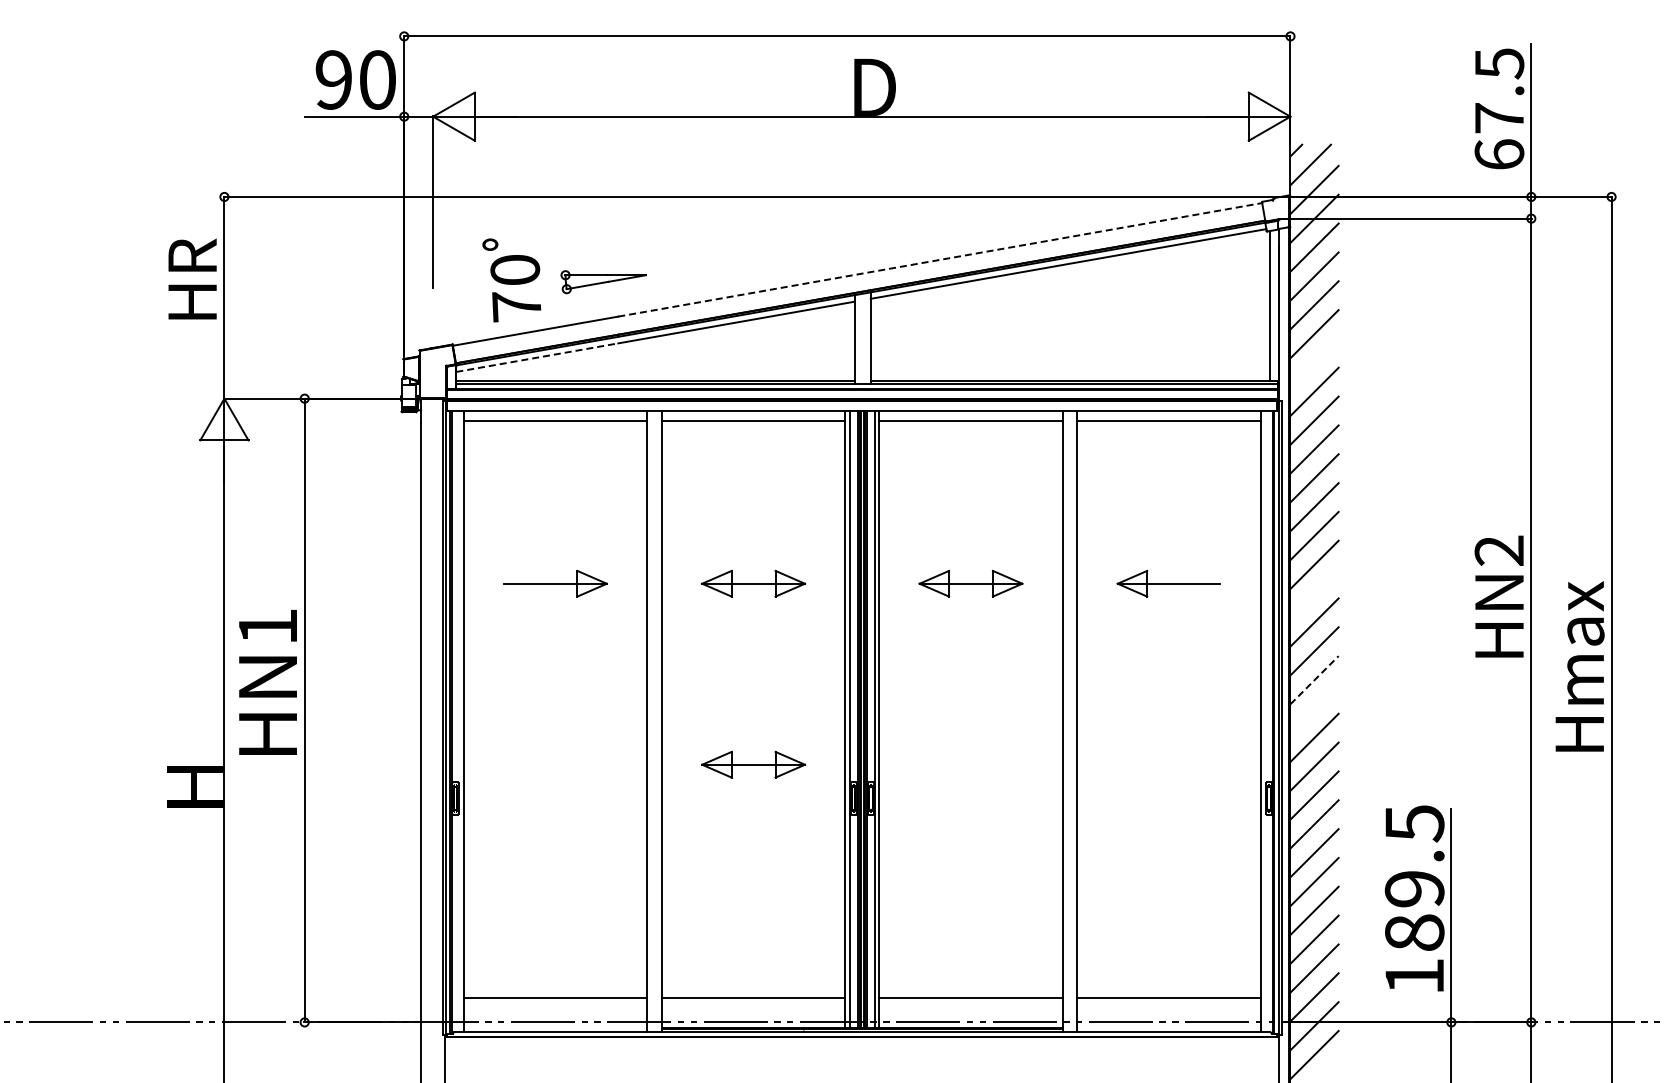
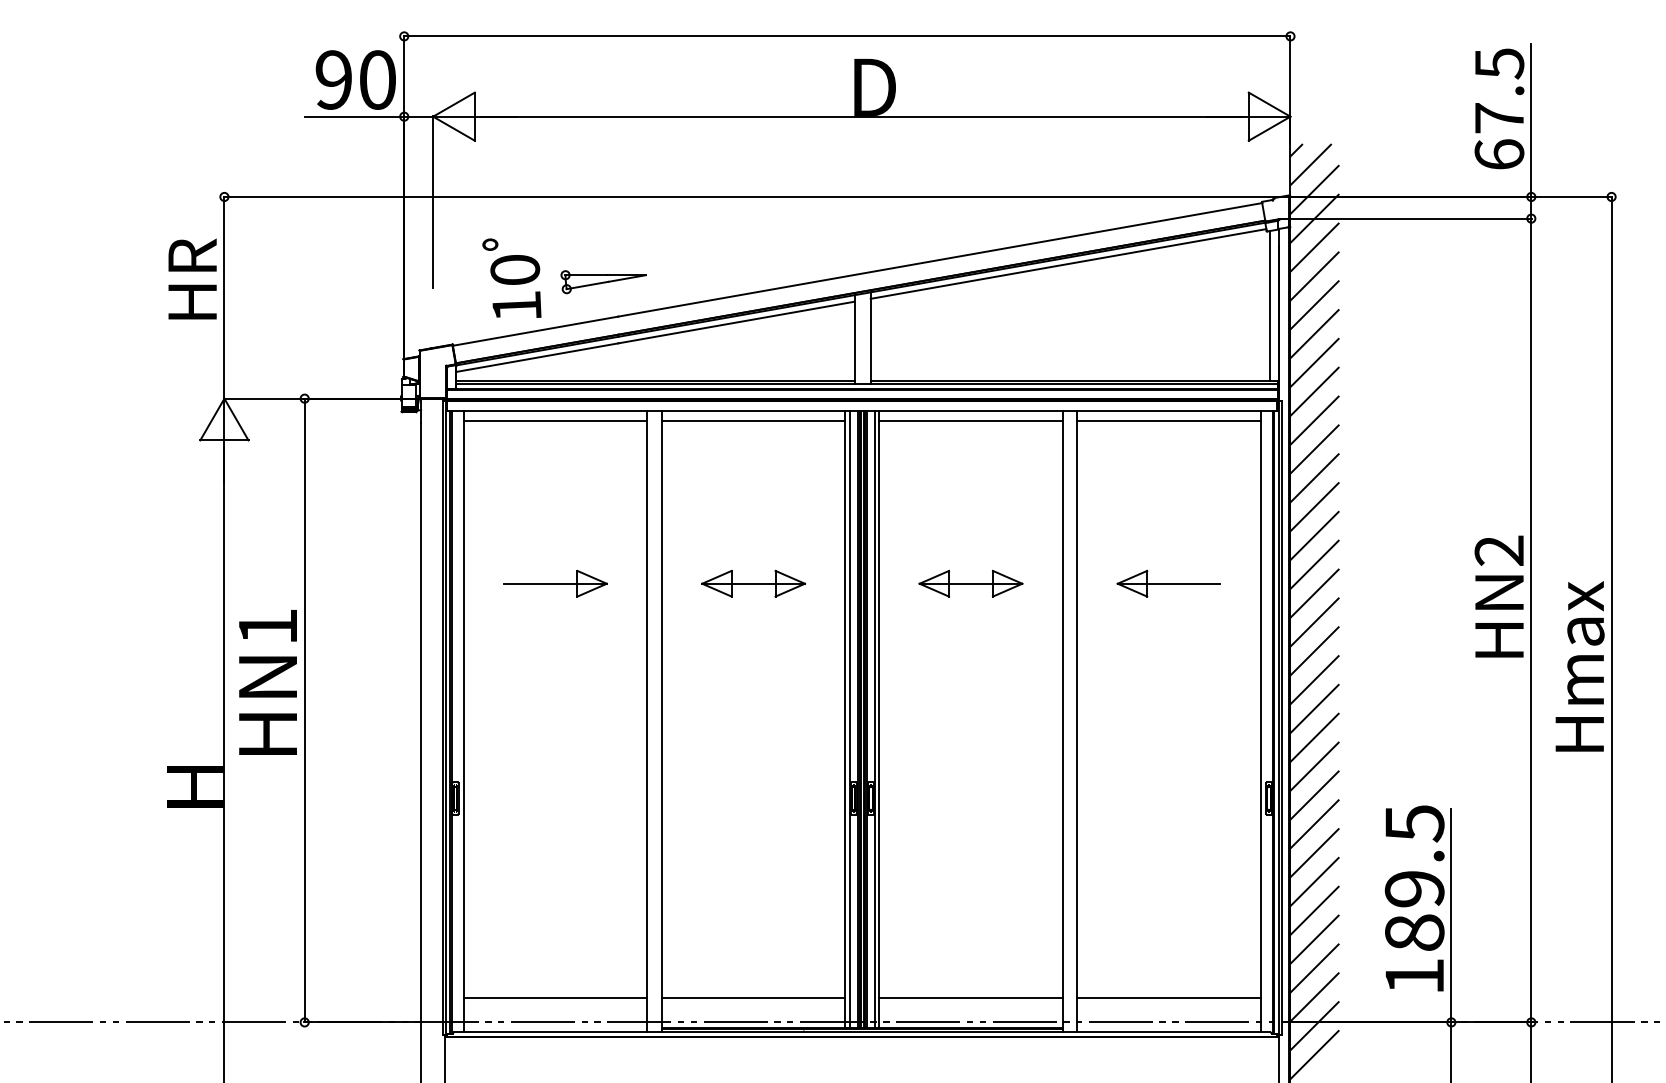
line: dashed -> solid (940, 259)
text: 70 -> 10 (516, 306)
line: dashed -> solid (537, 357)
line: none -> present (1314, 362)
line: none -> present (1314, 593)
line: dashed -> solid (1314, 679)
line: none -> present (1314, 708)
part: present -> none (753, 764)
